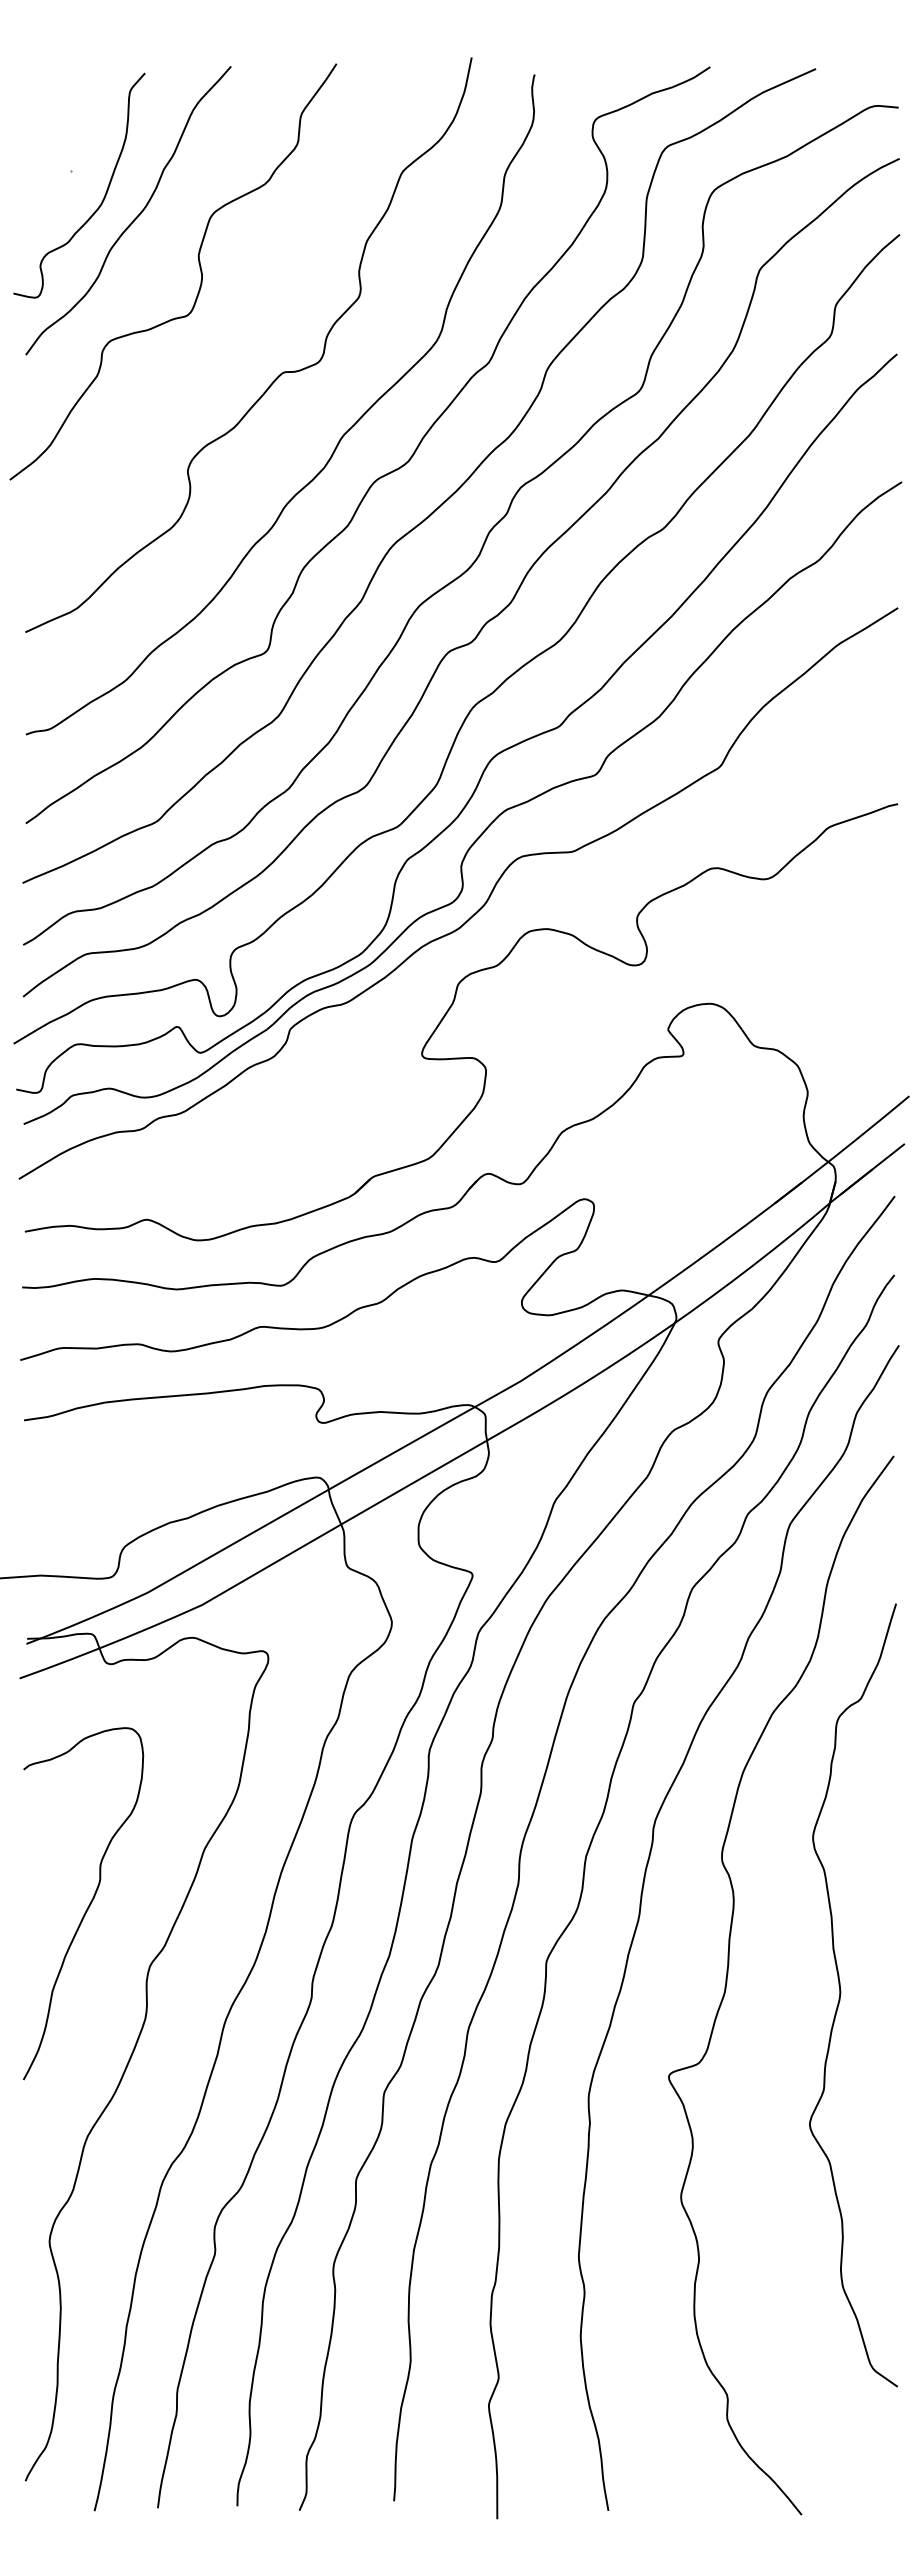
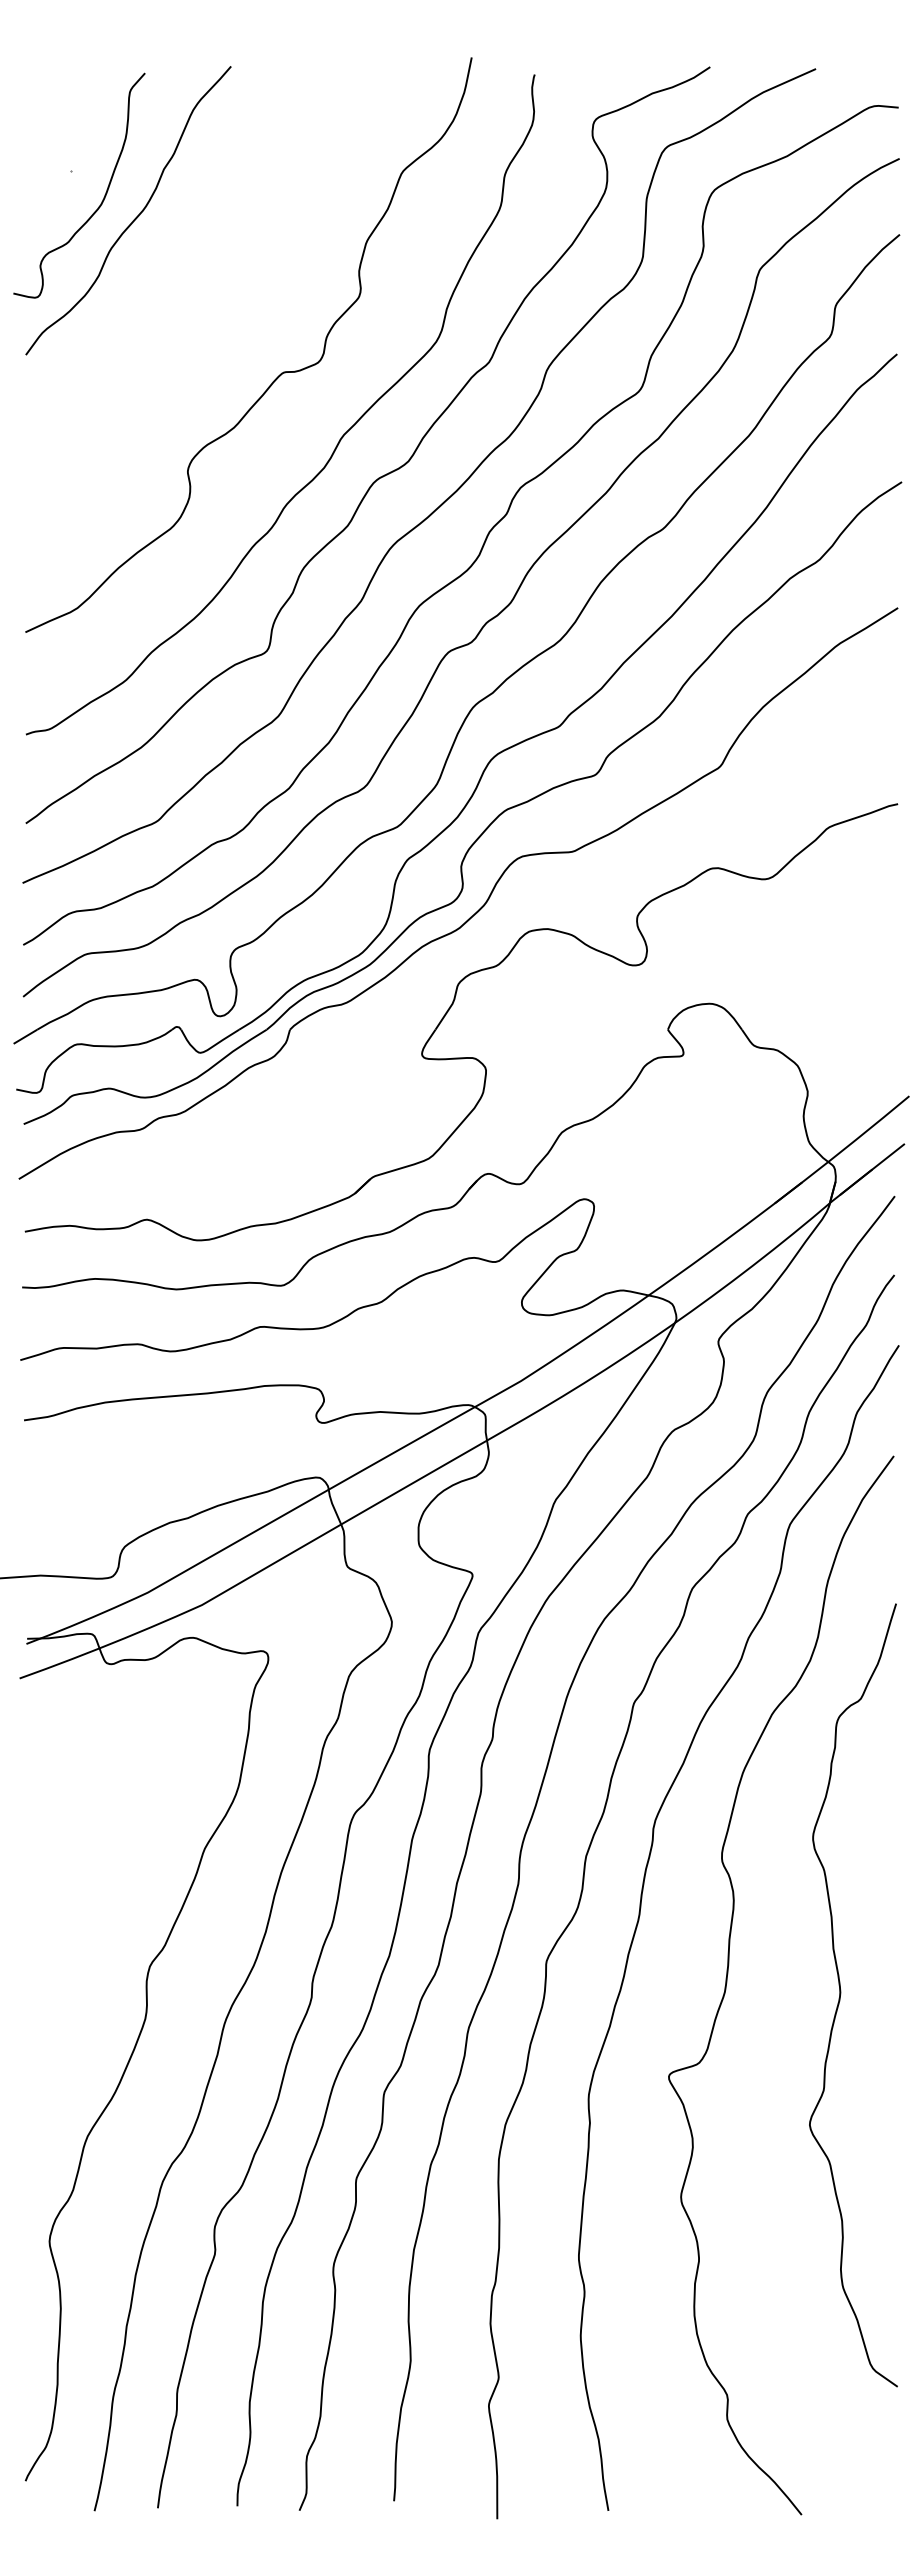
curve: present -> none (199, 268)
curve: present -> none (88, 1905)
